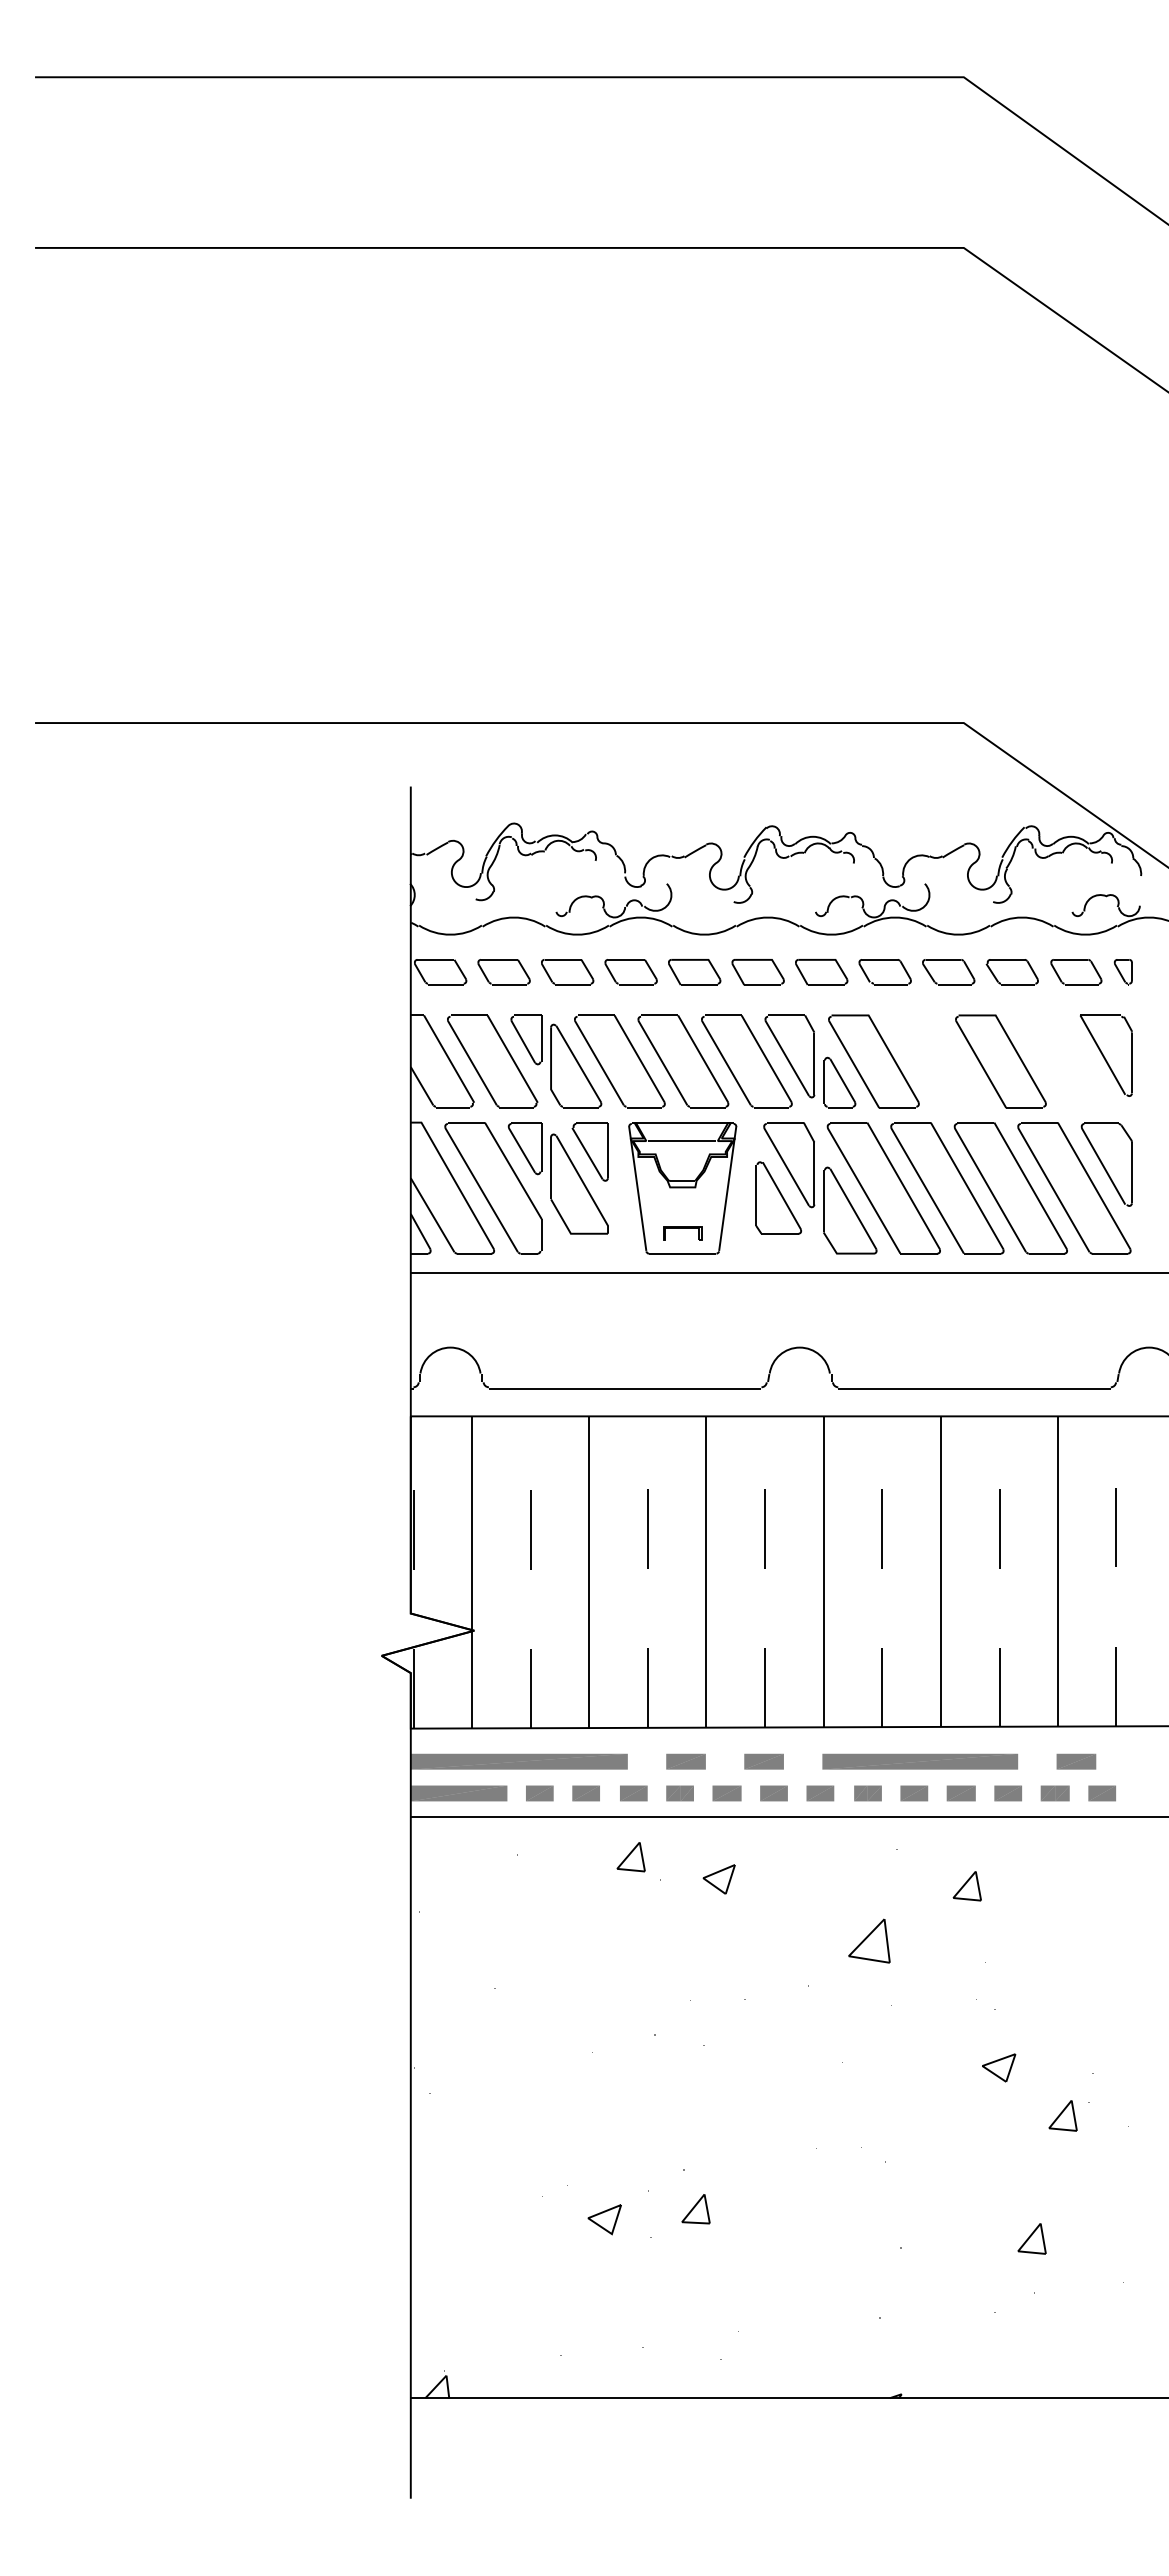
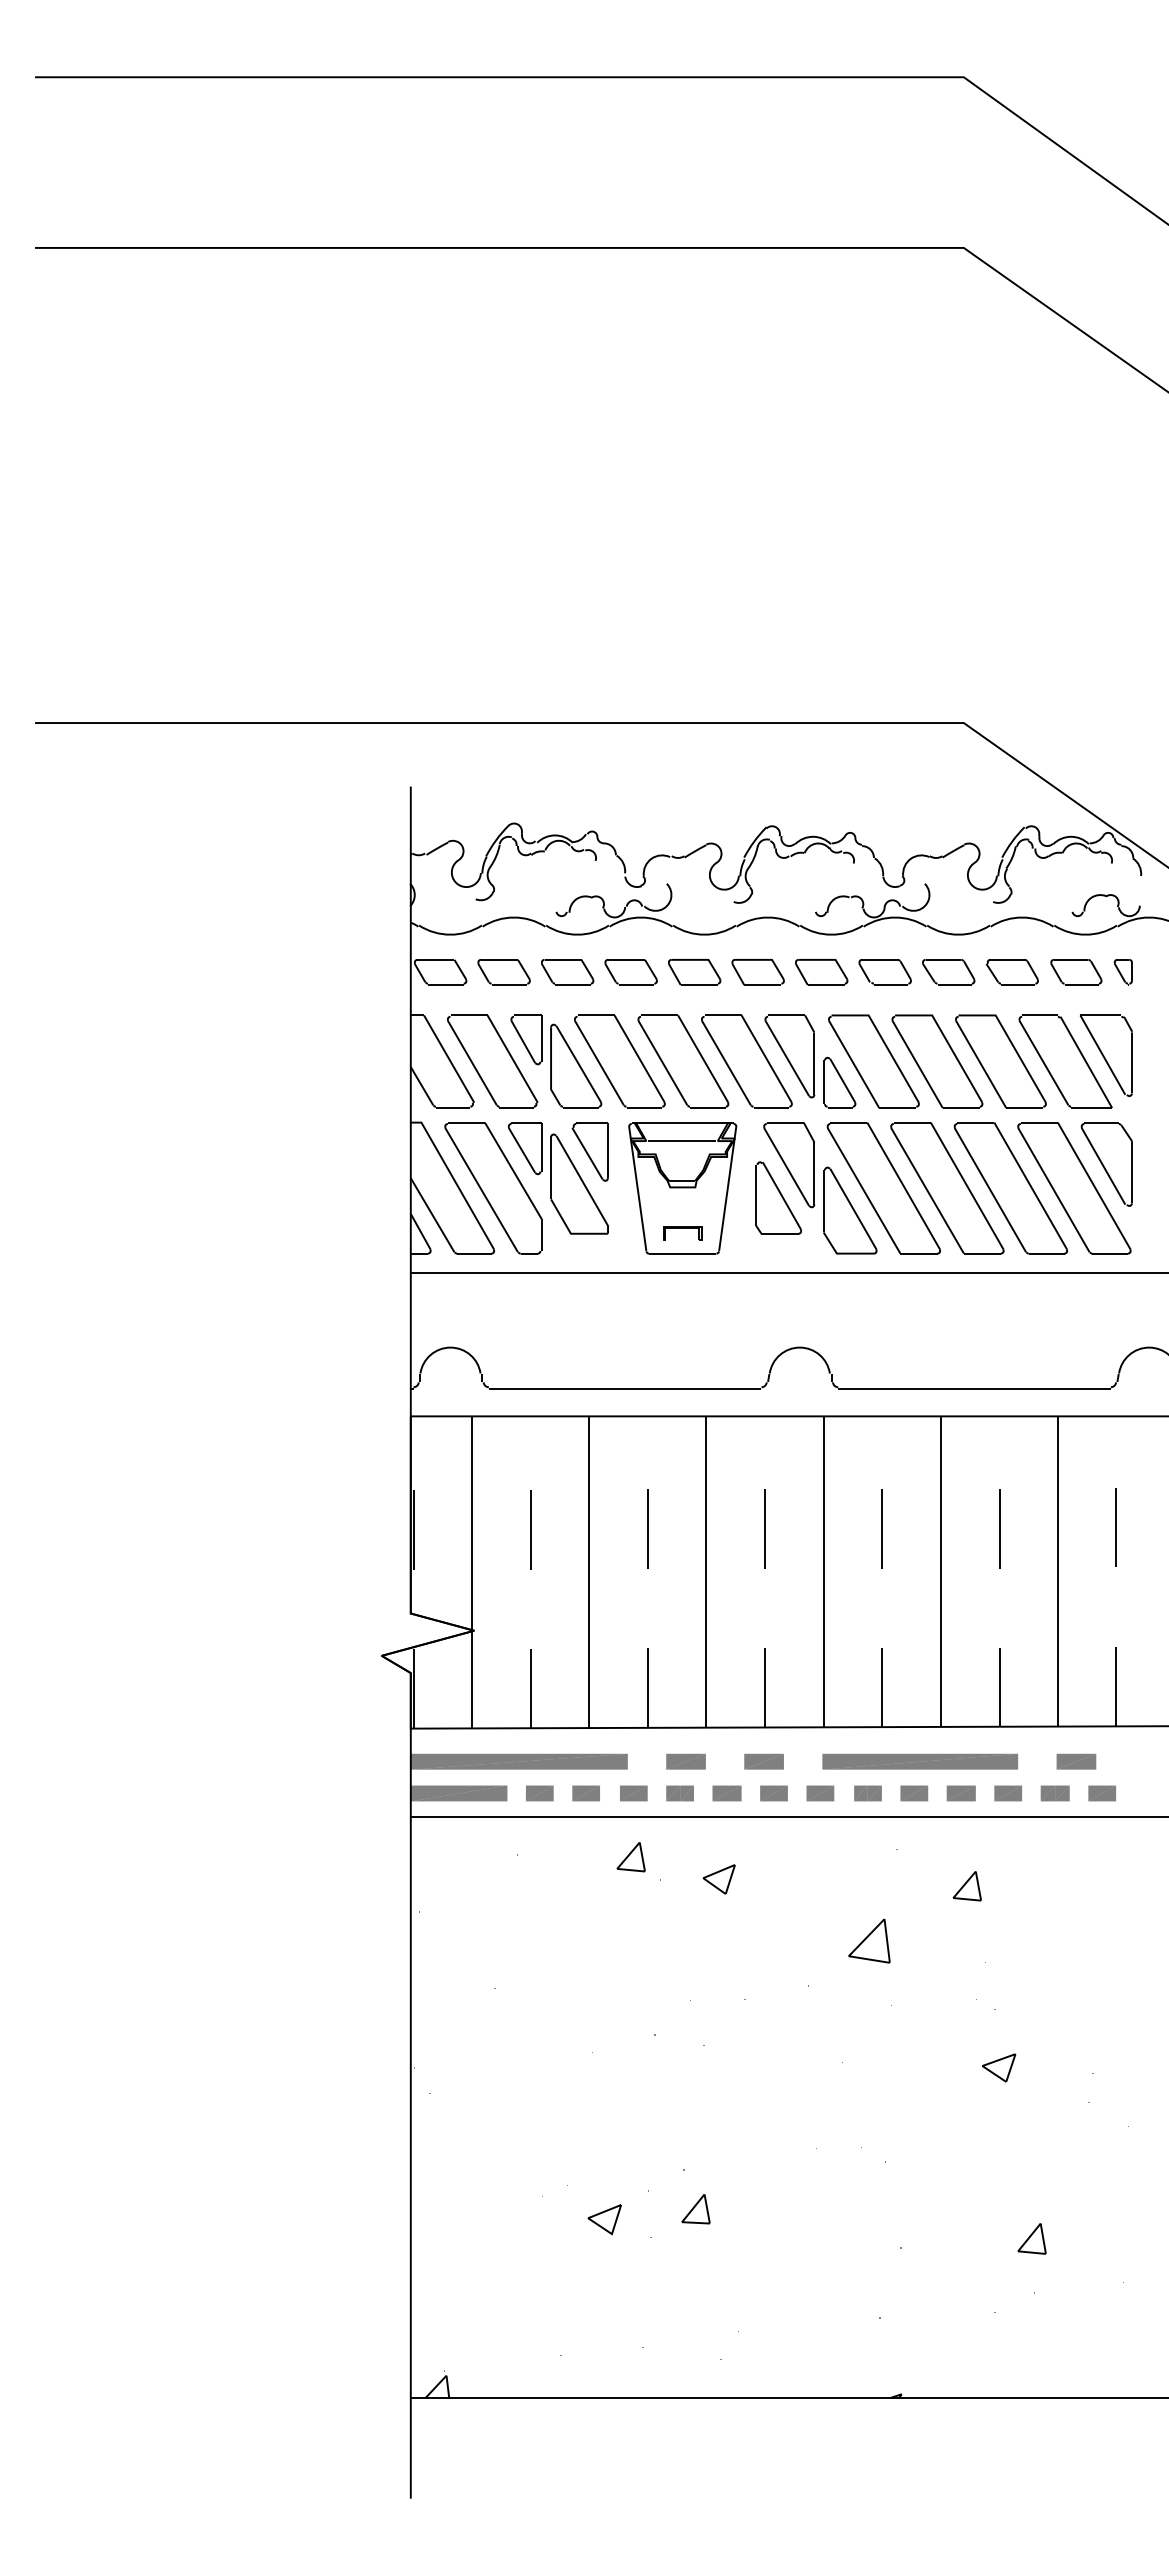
part: none -> present (937, 1061)
part: none -> present (1065, 1061)
part: present -> none (1062, 2115)
